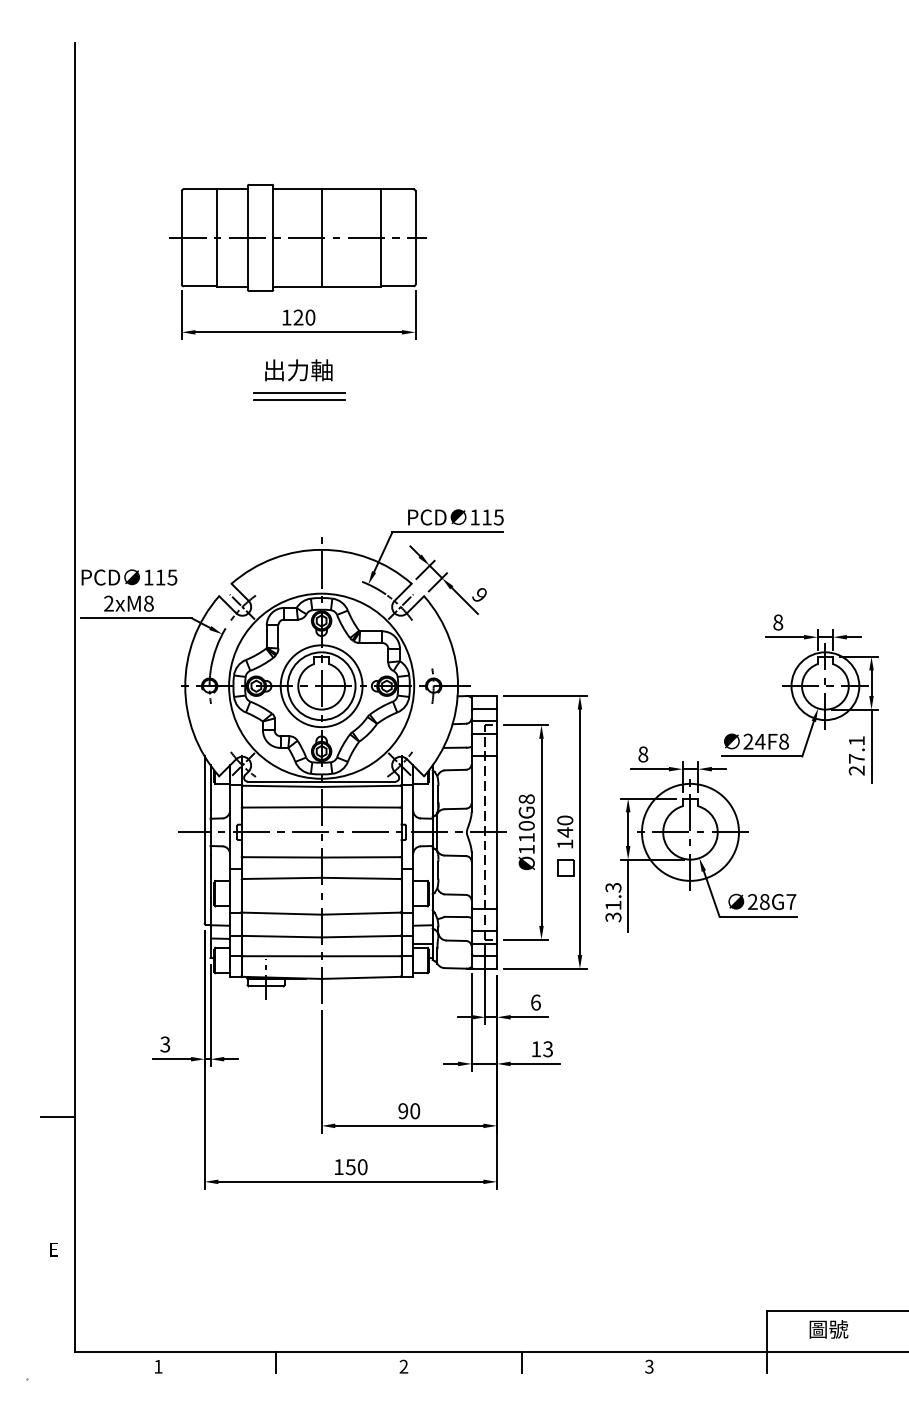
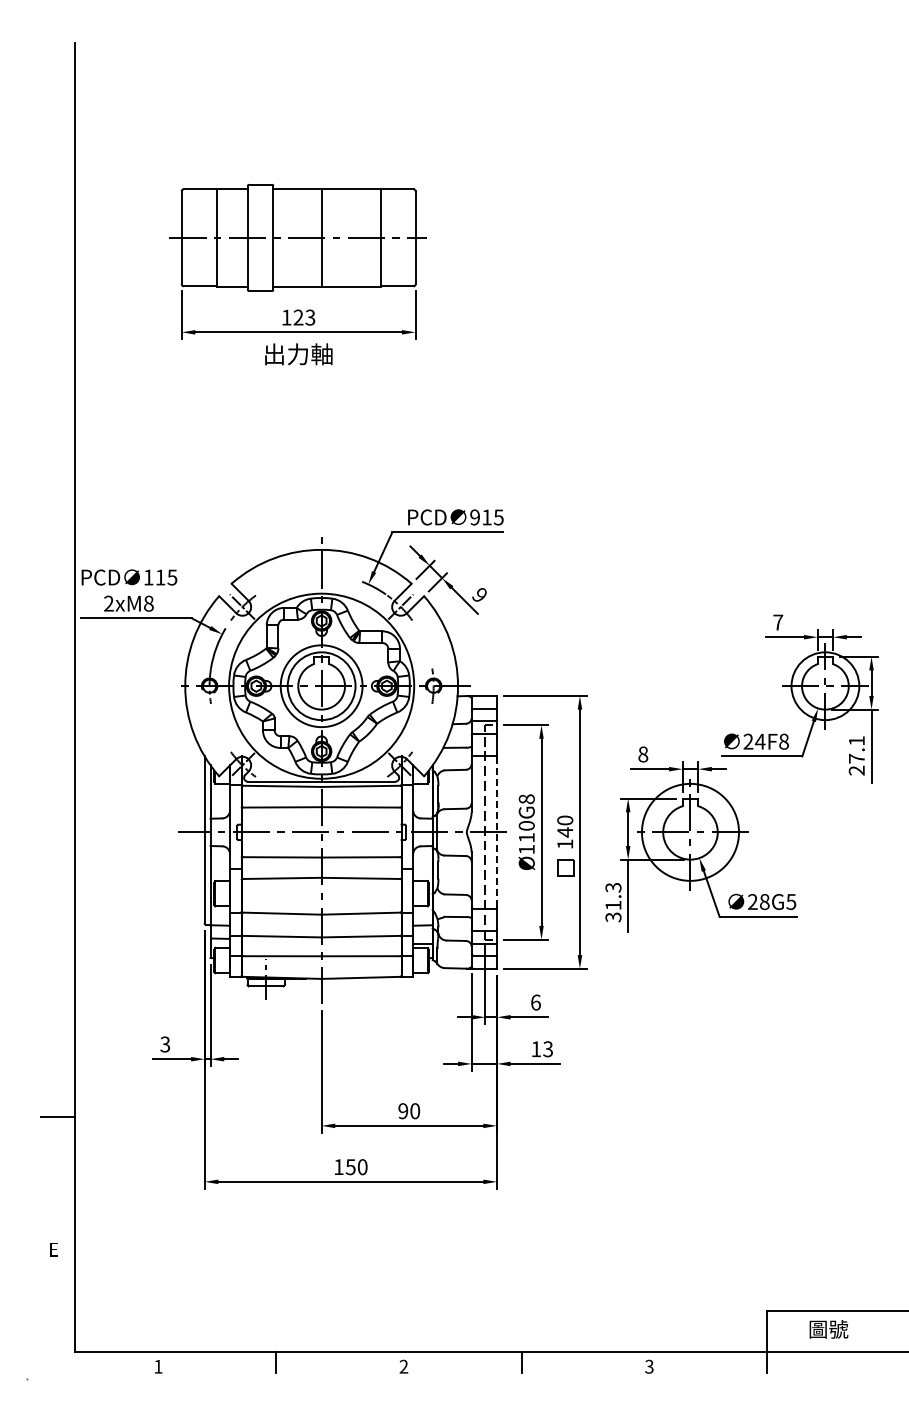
text: 120 -> 123 (310, 317)
text position: (298, 370) -> (298, 354) (298, 354)
part: present -> none (299, 396)
text: 115 -> 915 (474, 517)
text: 8 -> 7 (778, 622)
line: solid -> dashed (497, 831)
text: 28G7 -> 28G5 (791, 902)
